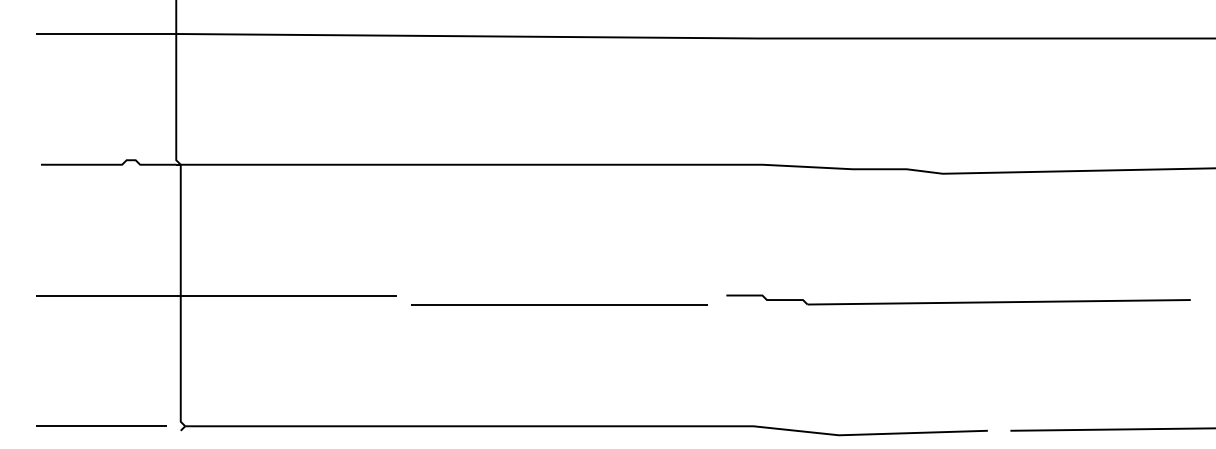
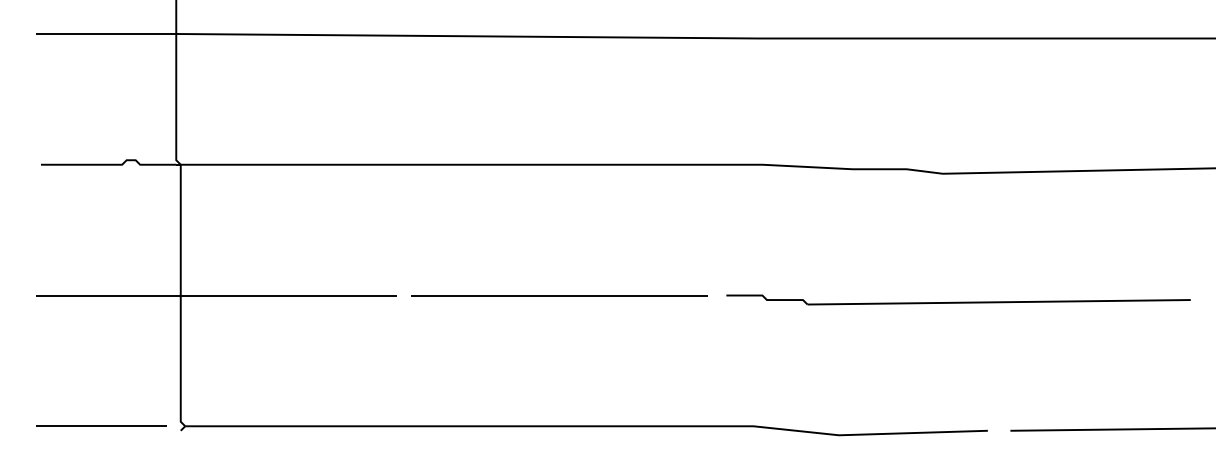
line position: (559, 304) -> (559, 295) (559, 295)
